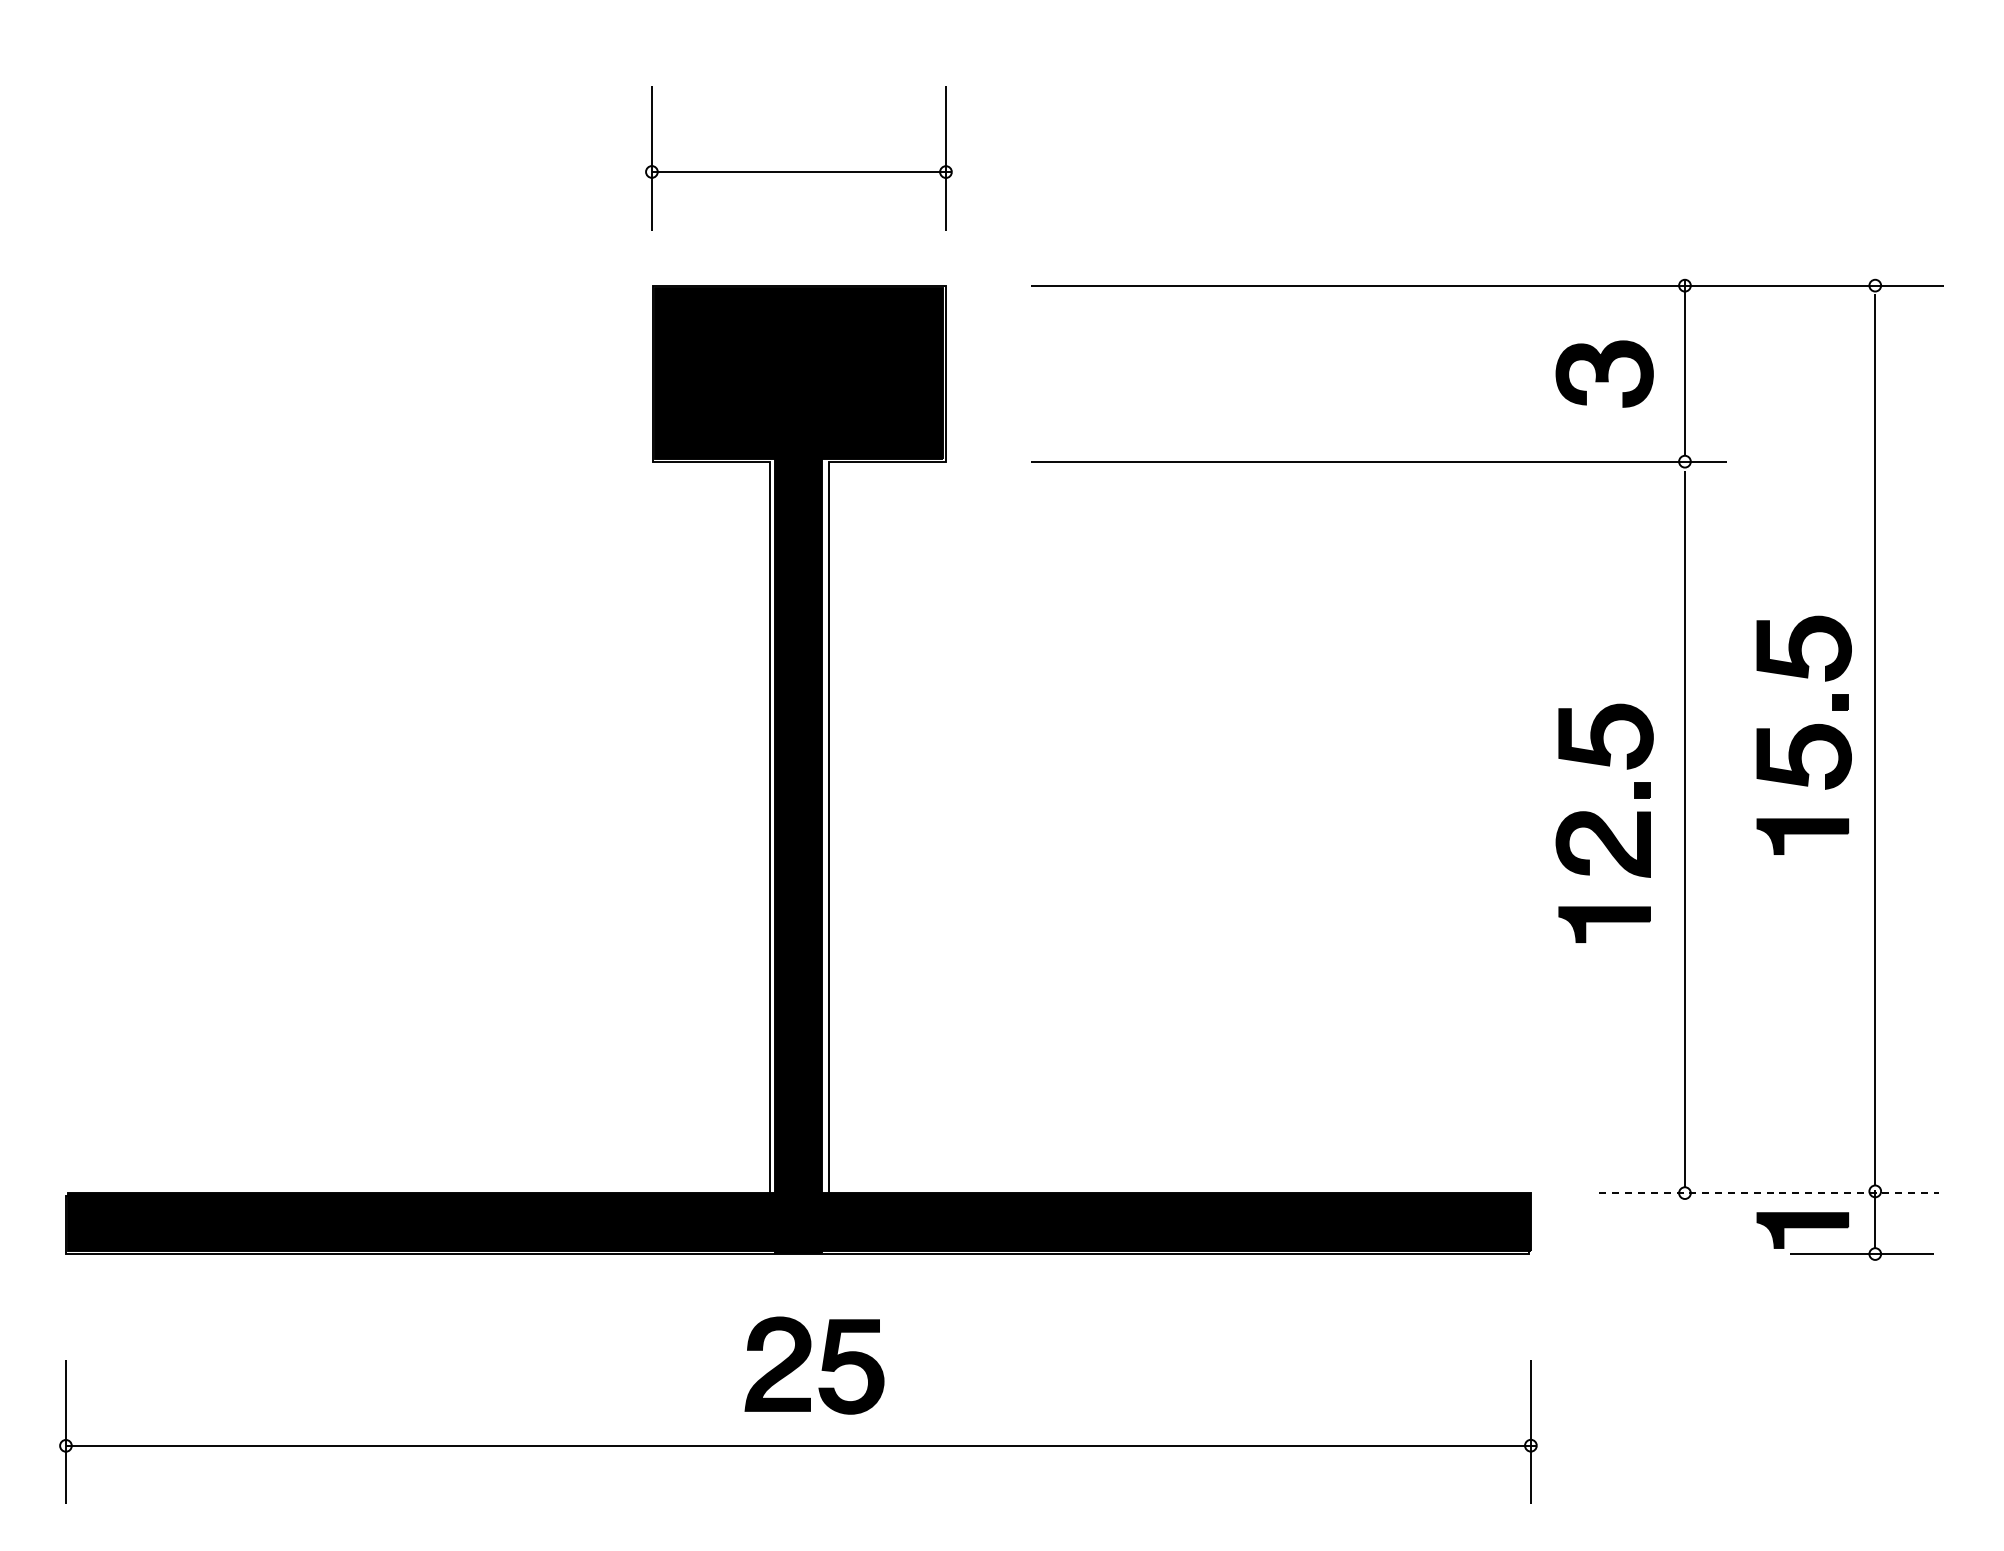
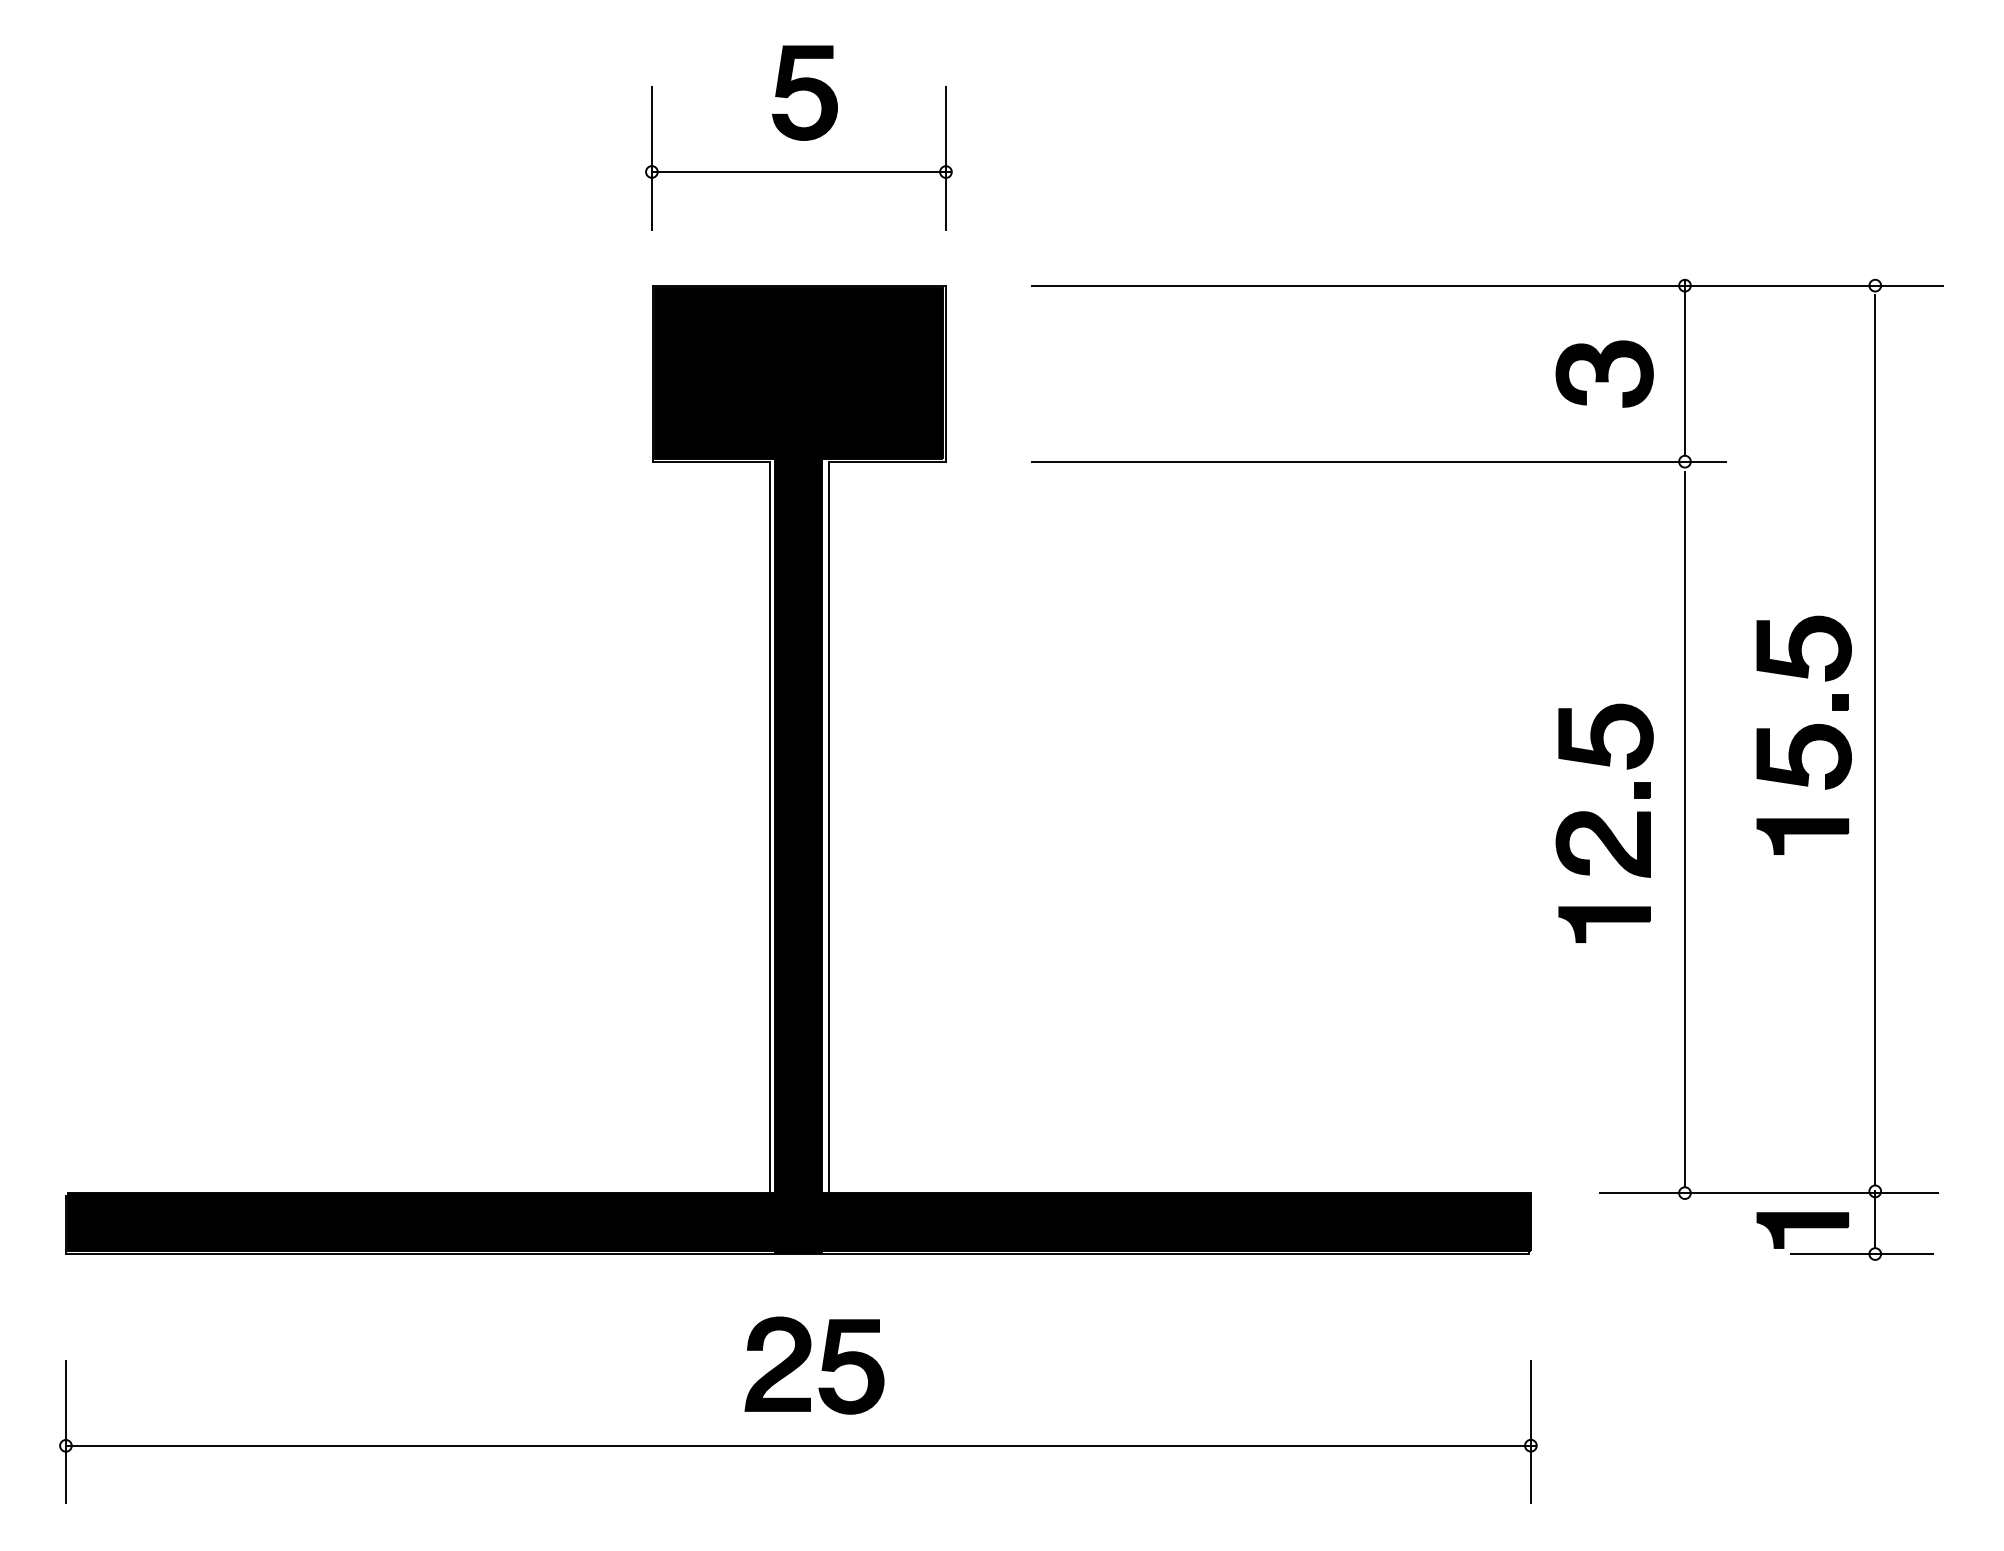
part: none -> present (804, 92)
line: dashed -> solid (1768, 1193)
